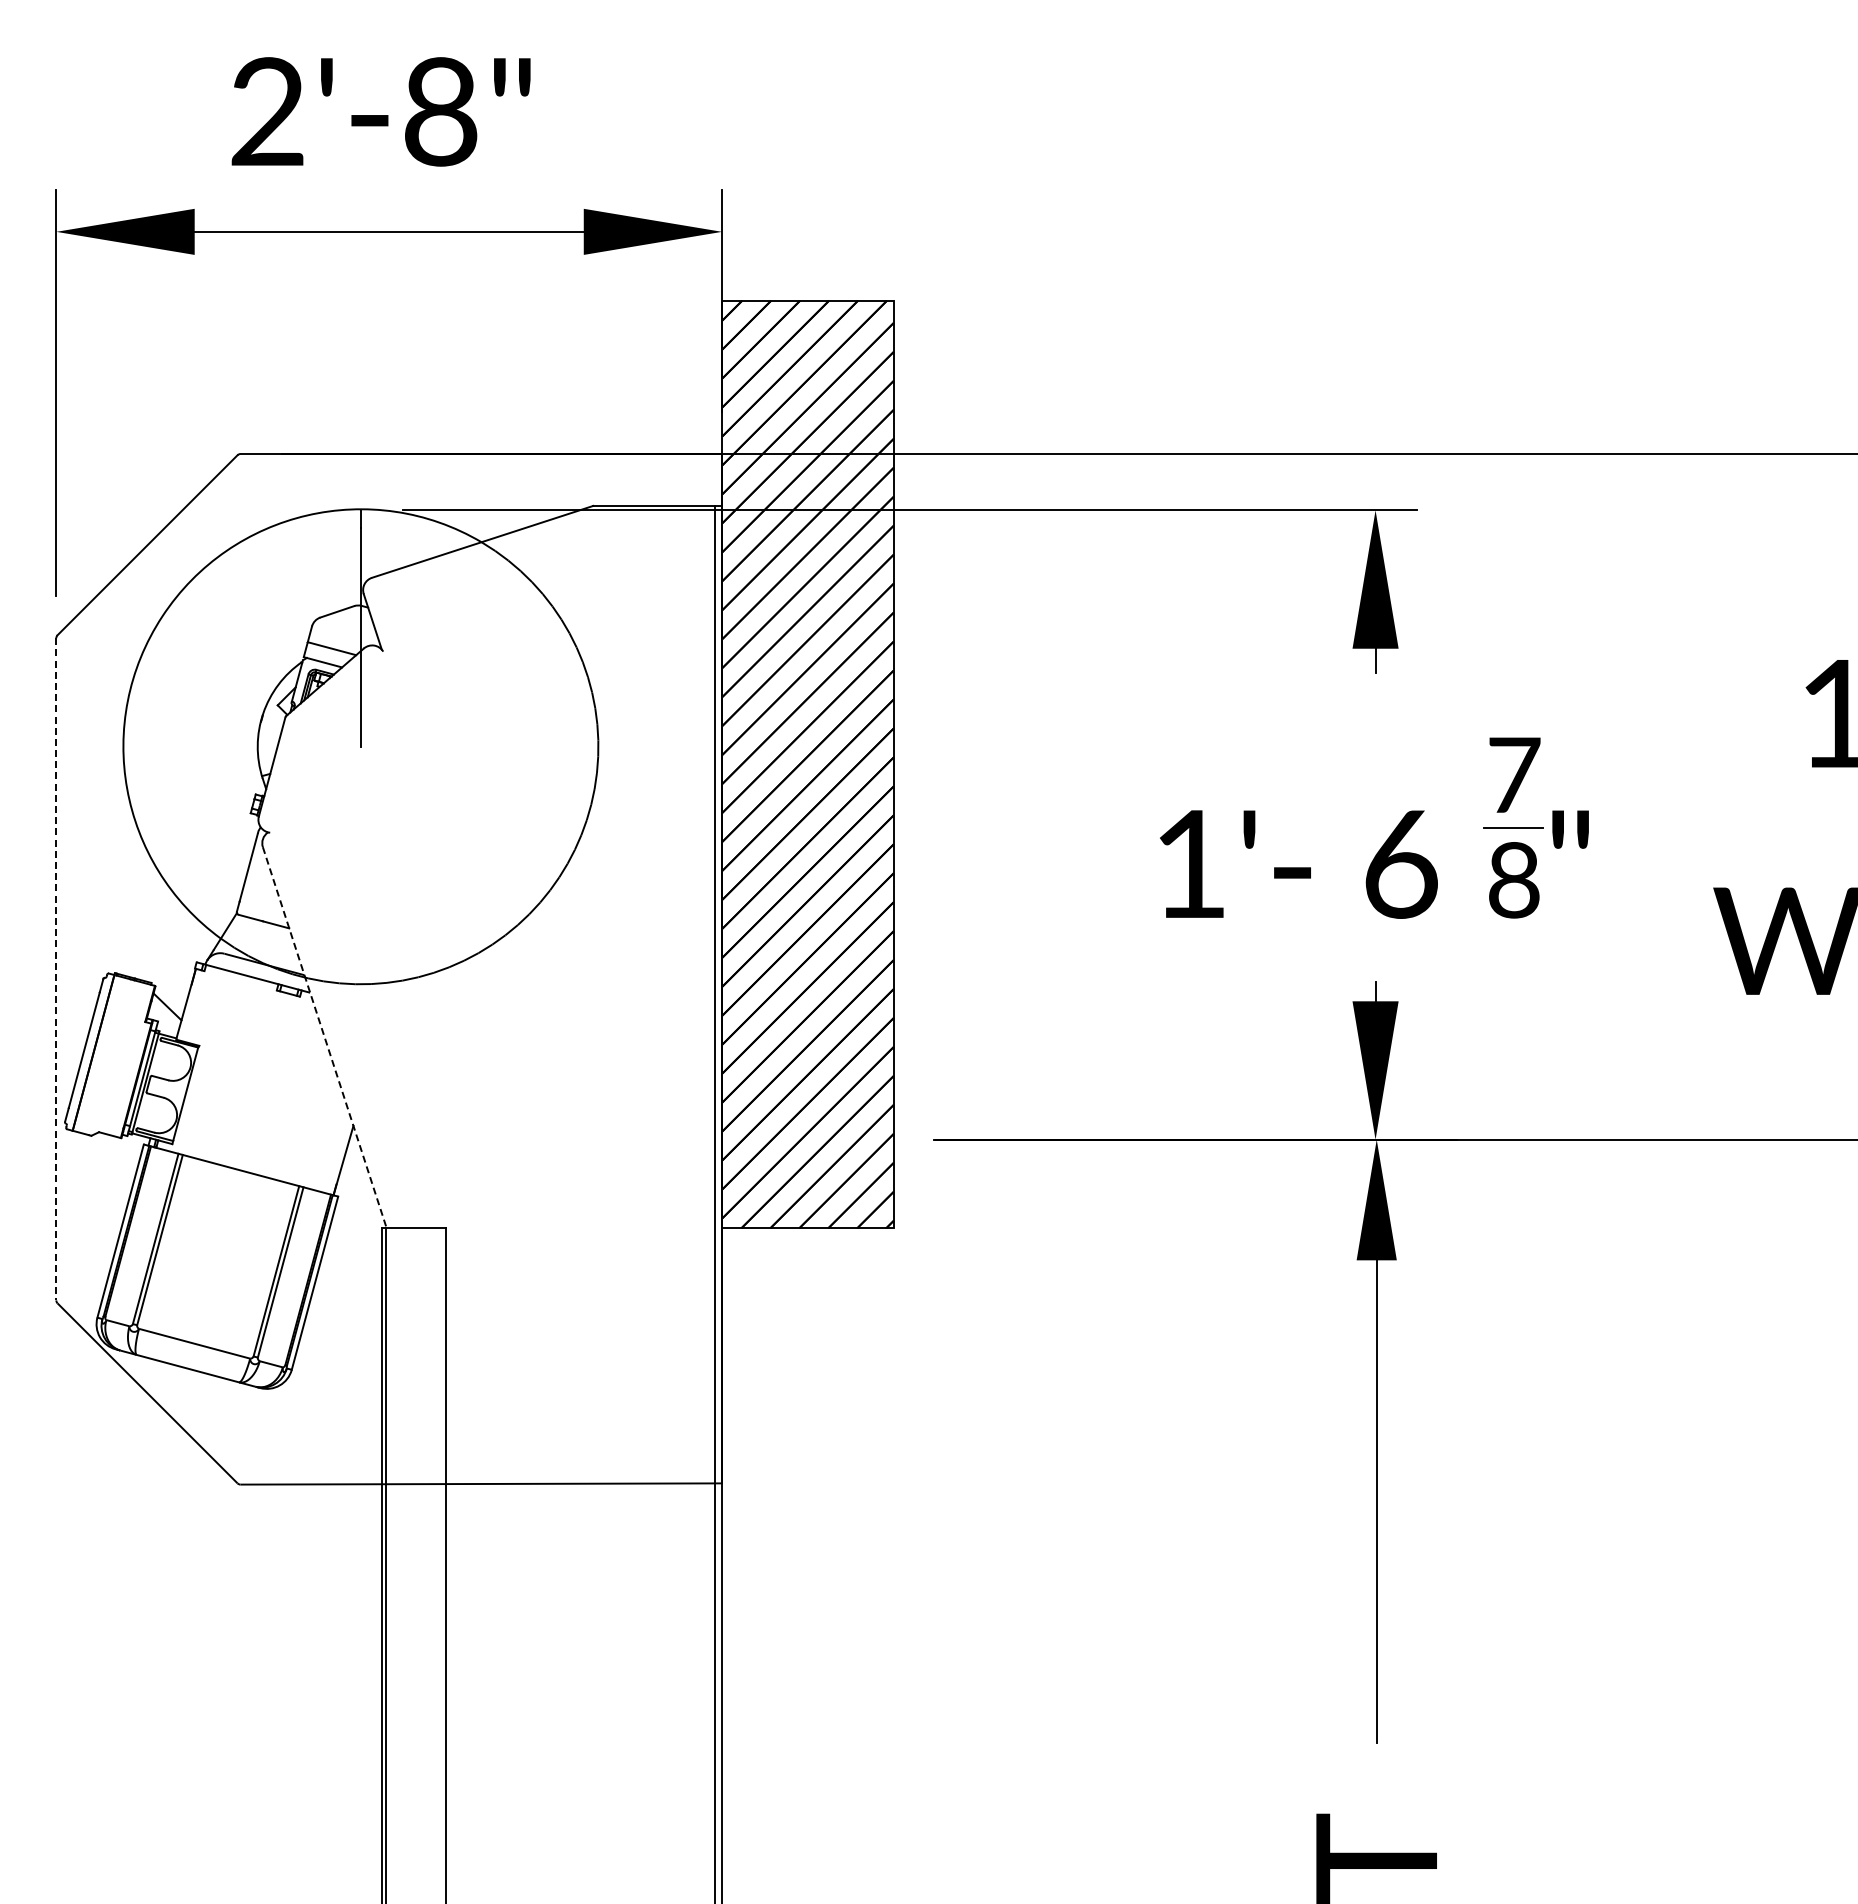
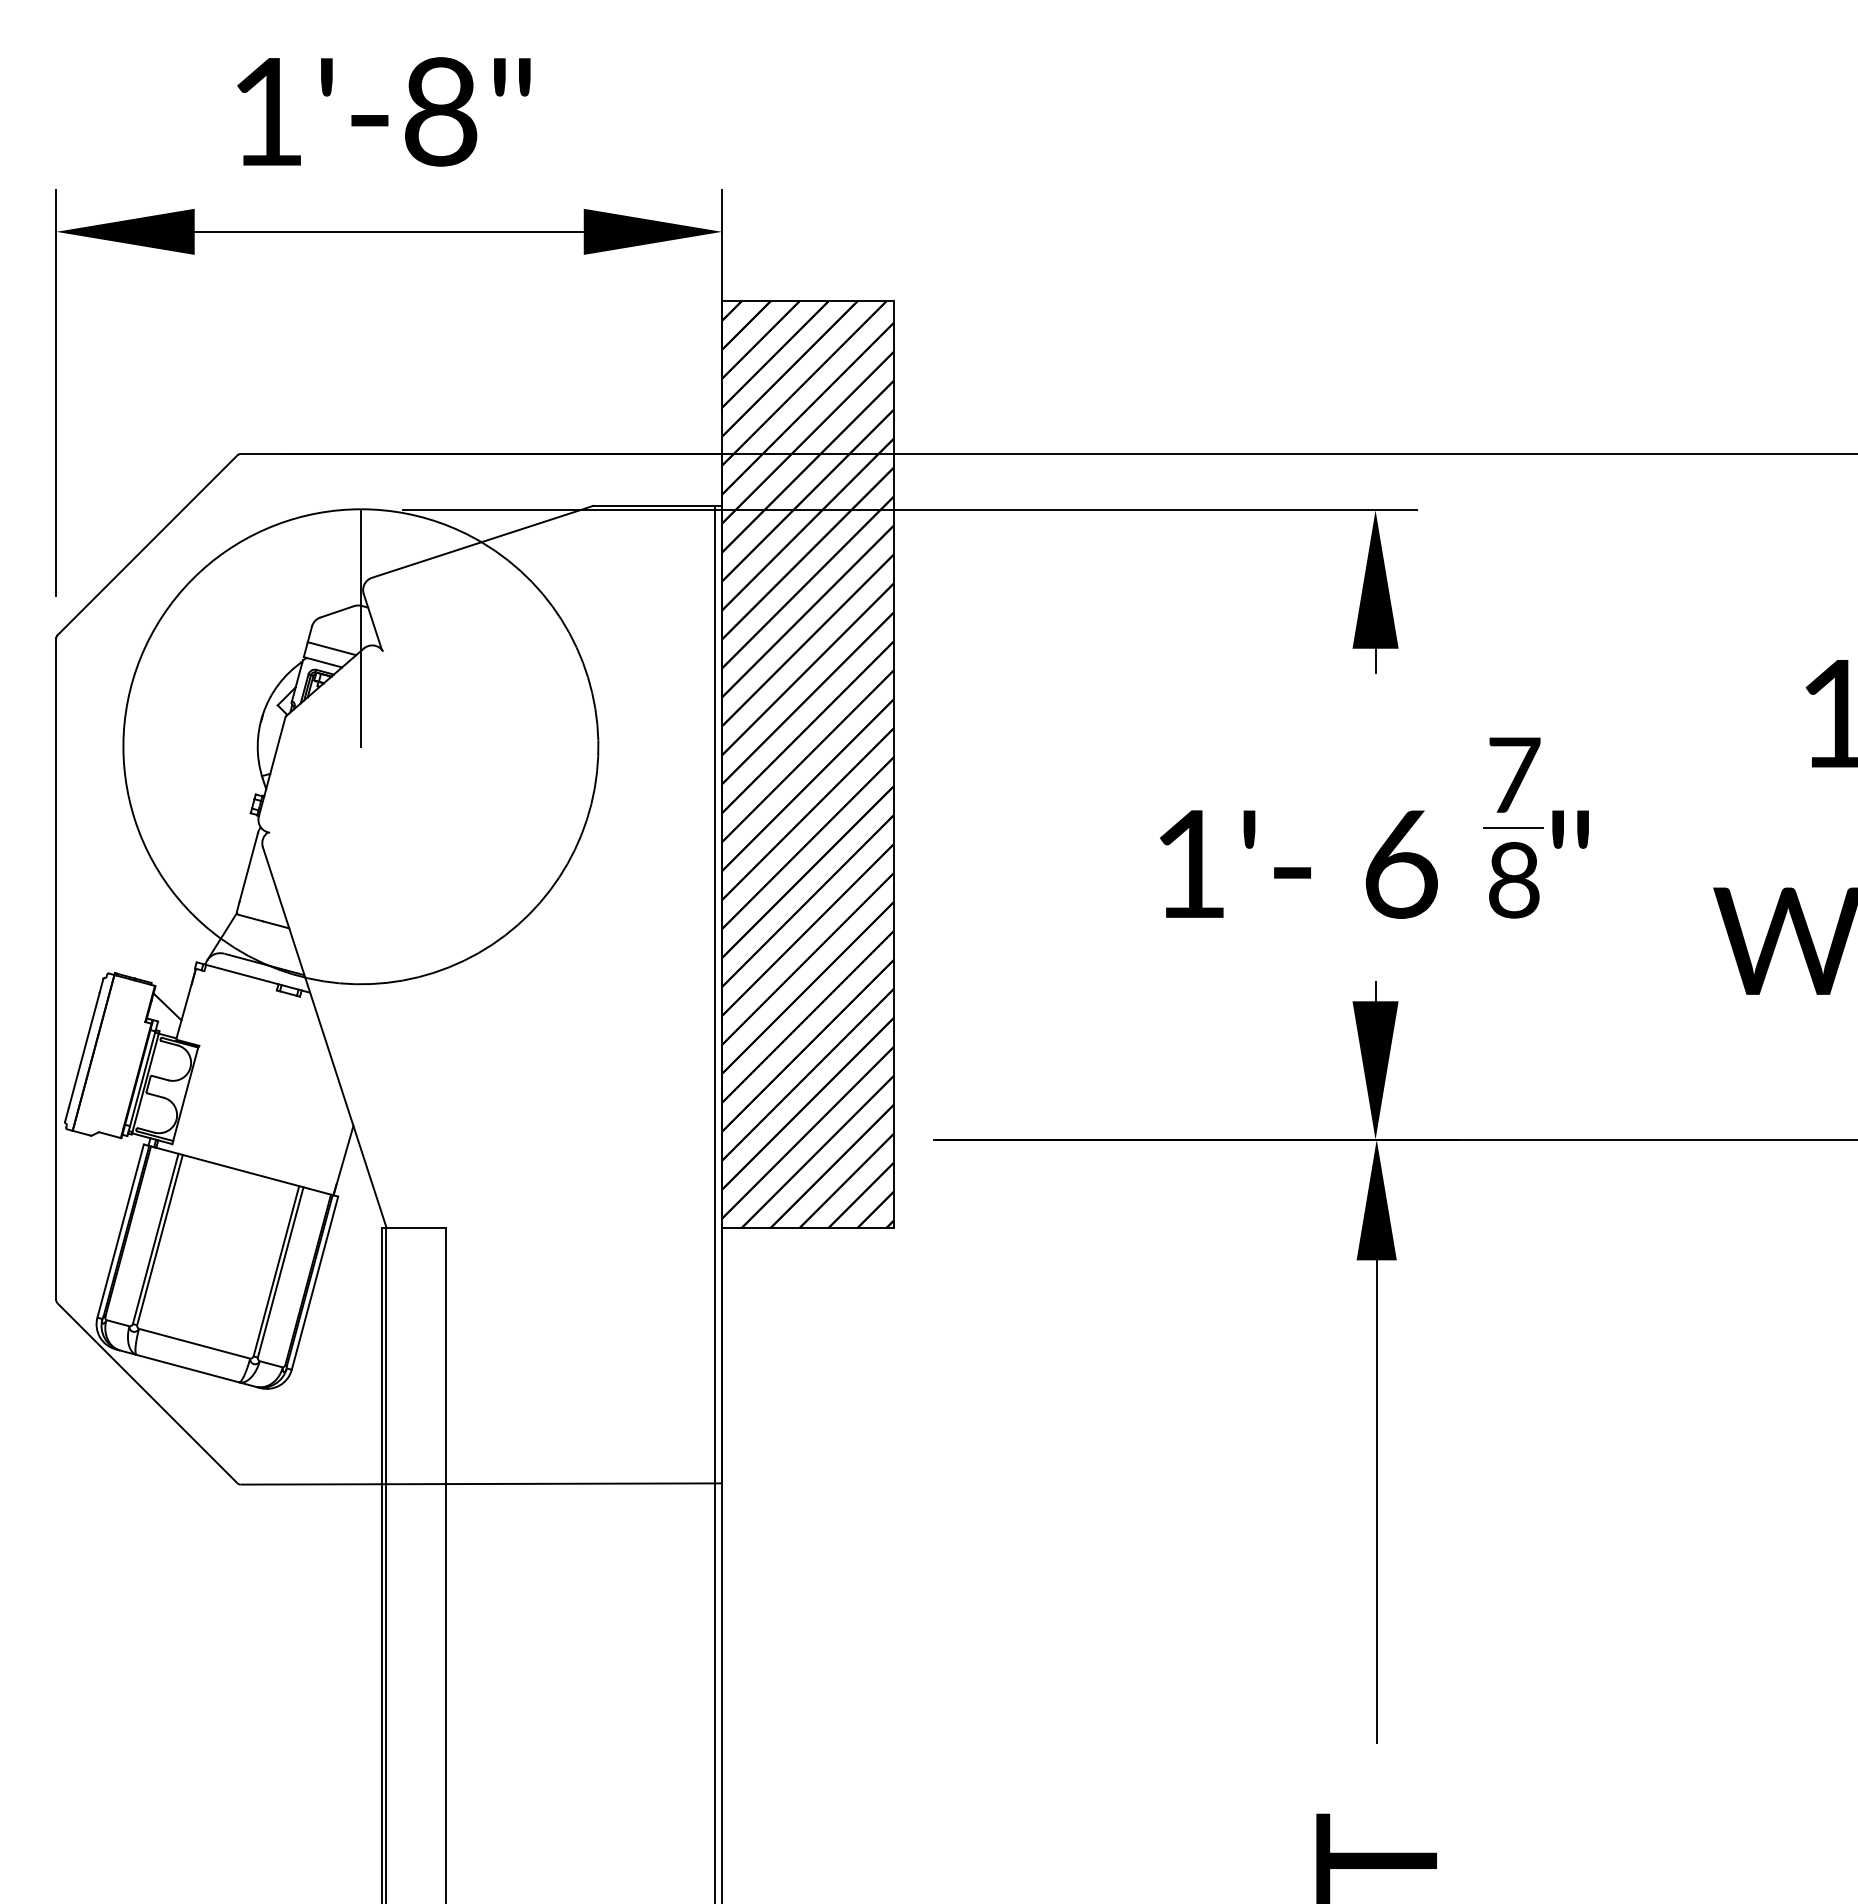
text: 2'-8" -> 1'-8" (267, 111)
line: dashed -> solid (56, 969)
line: dashed -> solid (324, 1038)
